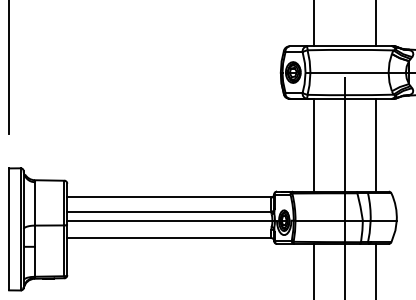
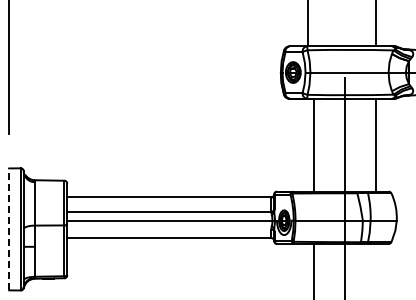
line position: (313, 24) -> (307, 24) (307, 24)
line: solid -> dashed (9, 229)
line: present -> none (375, 269)
